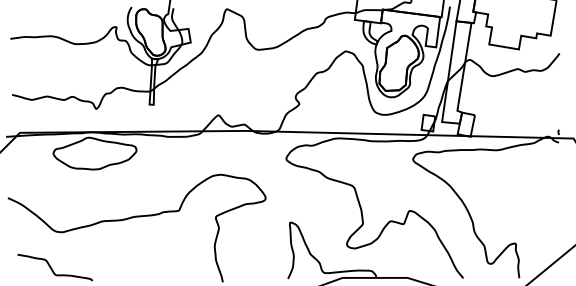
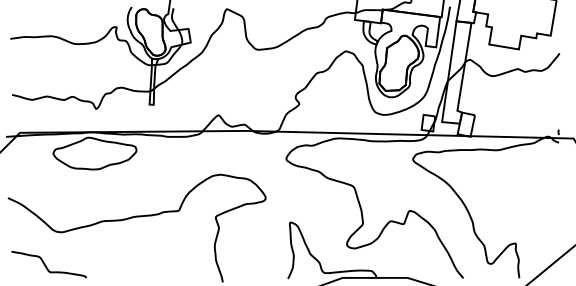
curve position: (52, 268) -> (46, 265) (46, 265)
